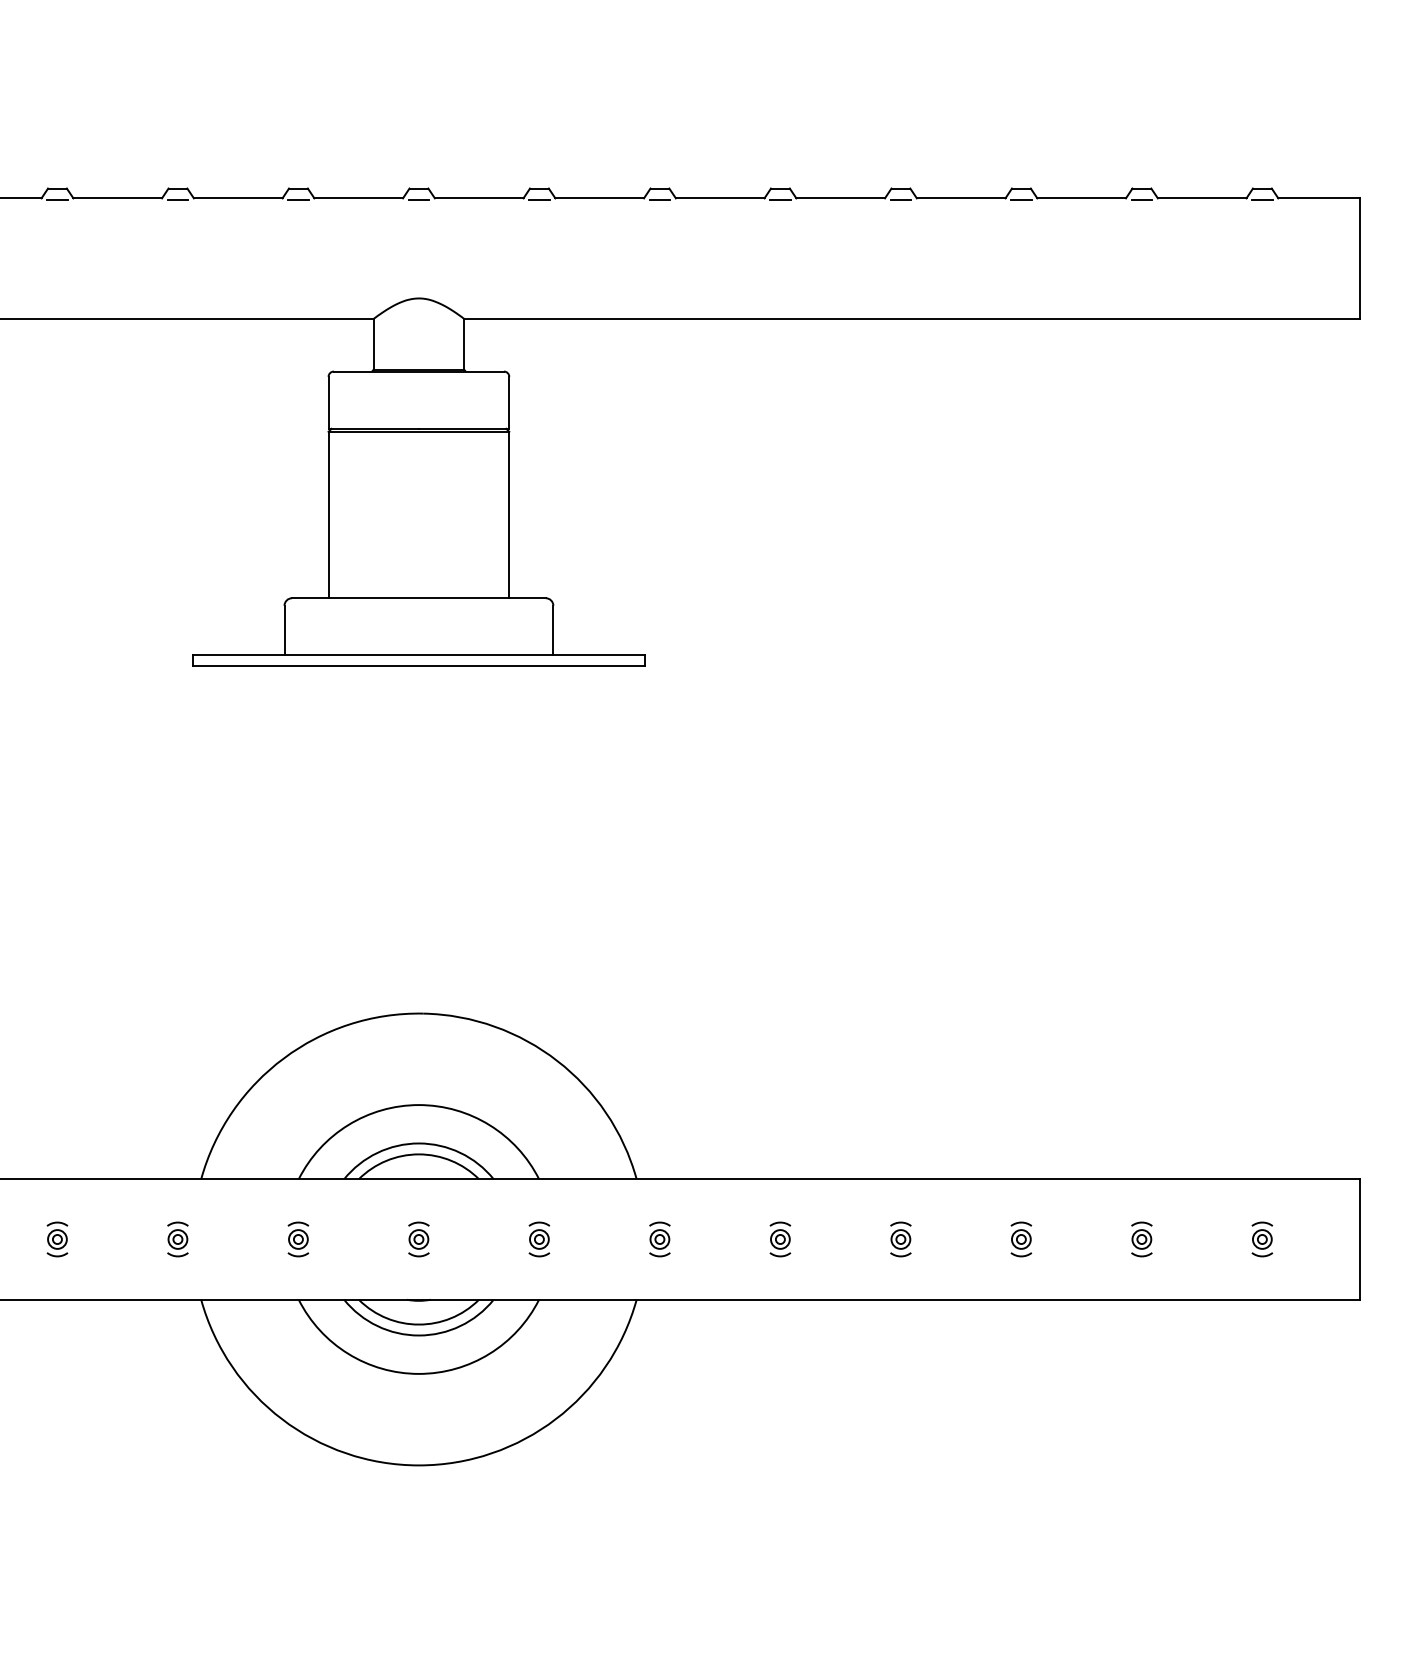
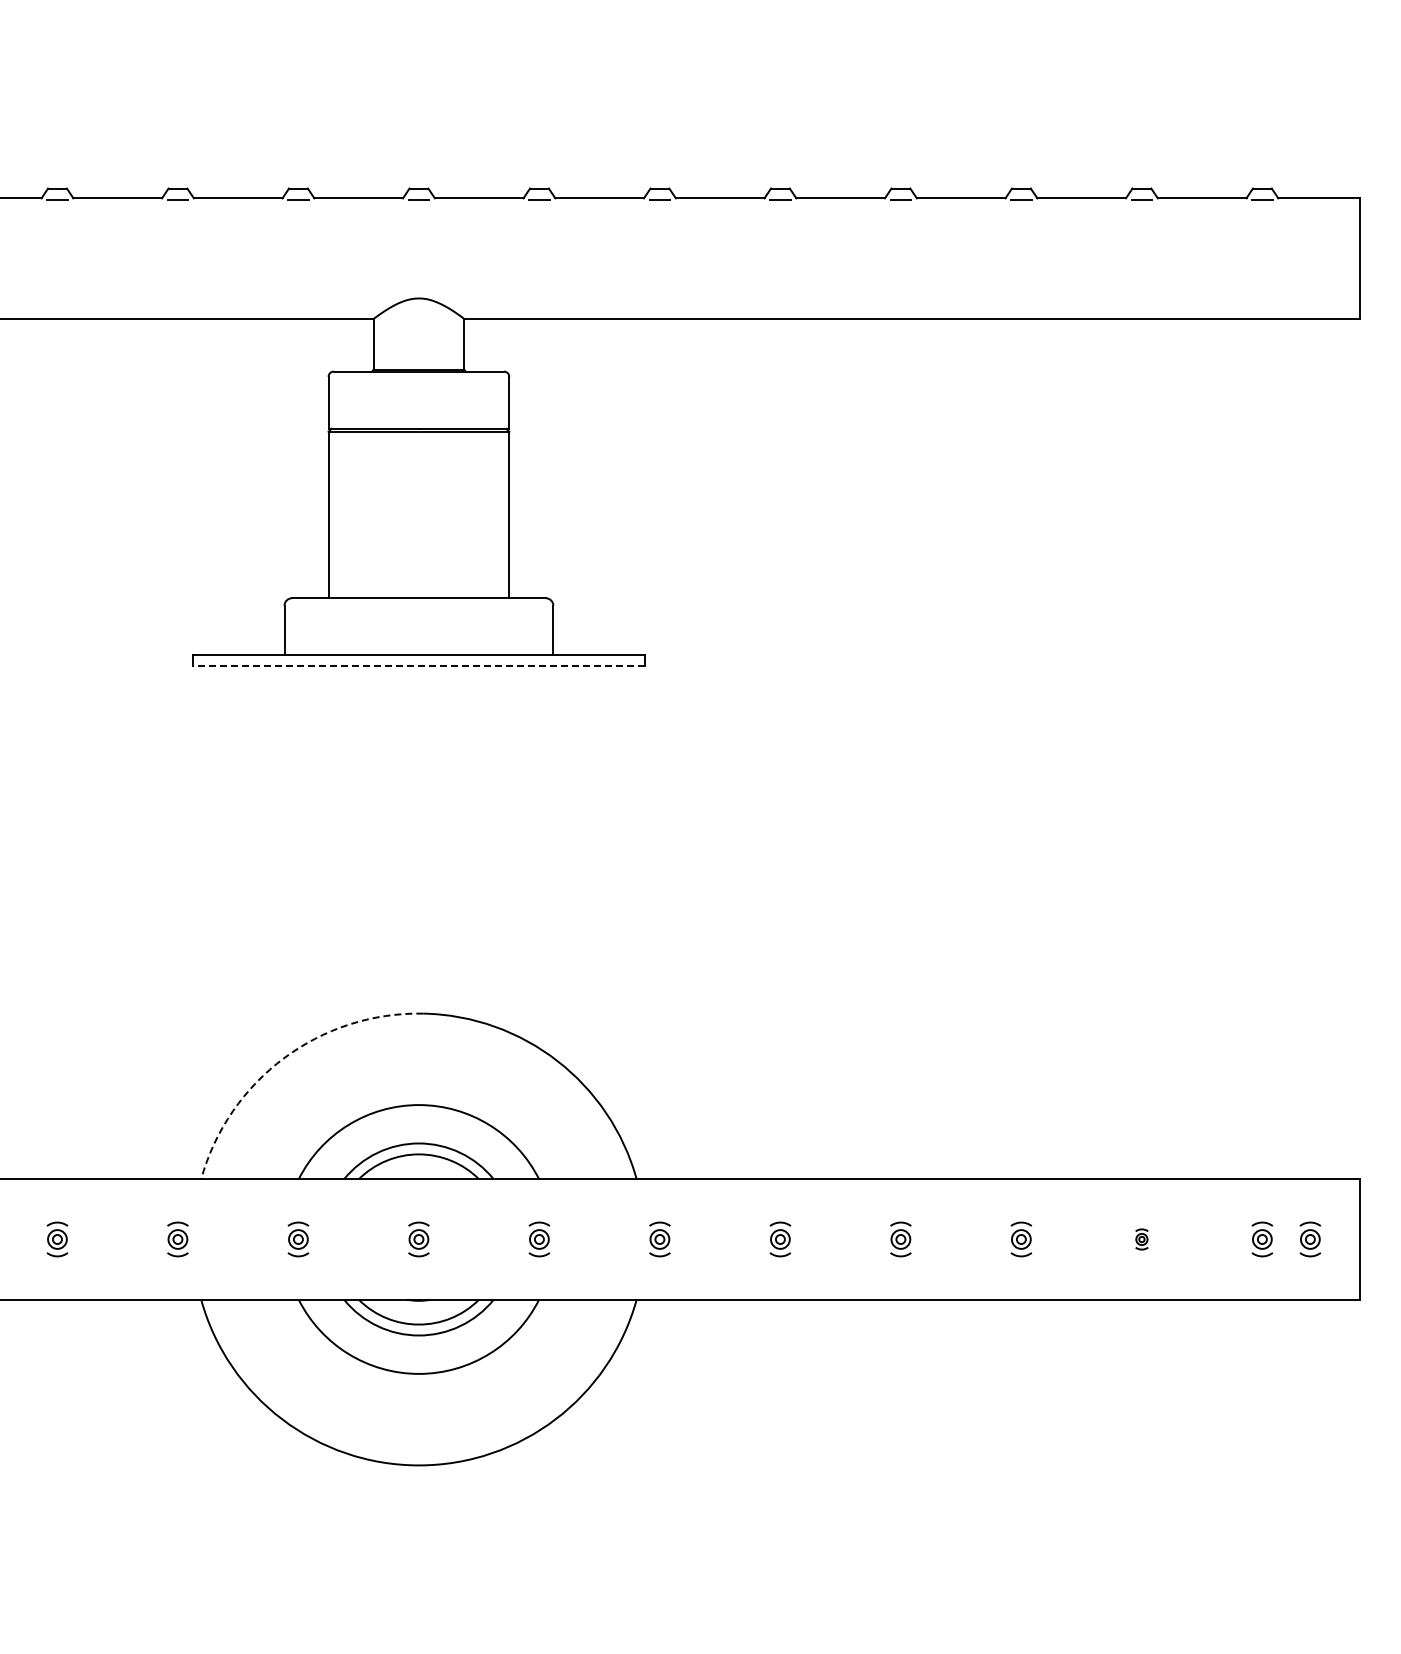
line: solid -> dashed (418, 666)
arc: solid -> dashed (283, 1058)
part size: 22x37 px -> 14x23 px (1141, 1239)
part: none -> present (1310, 1239)
